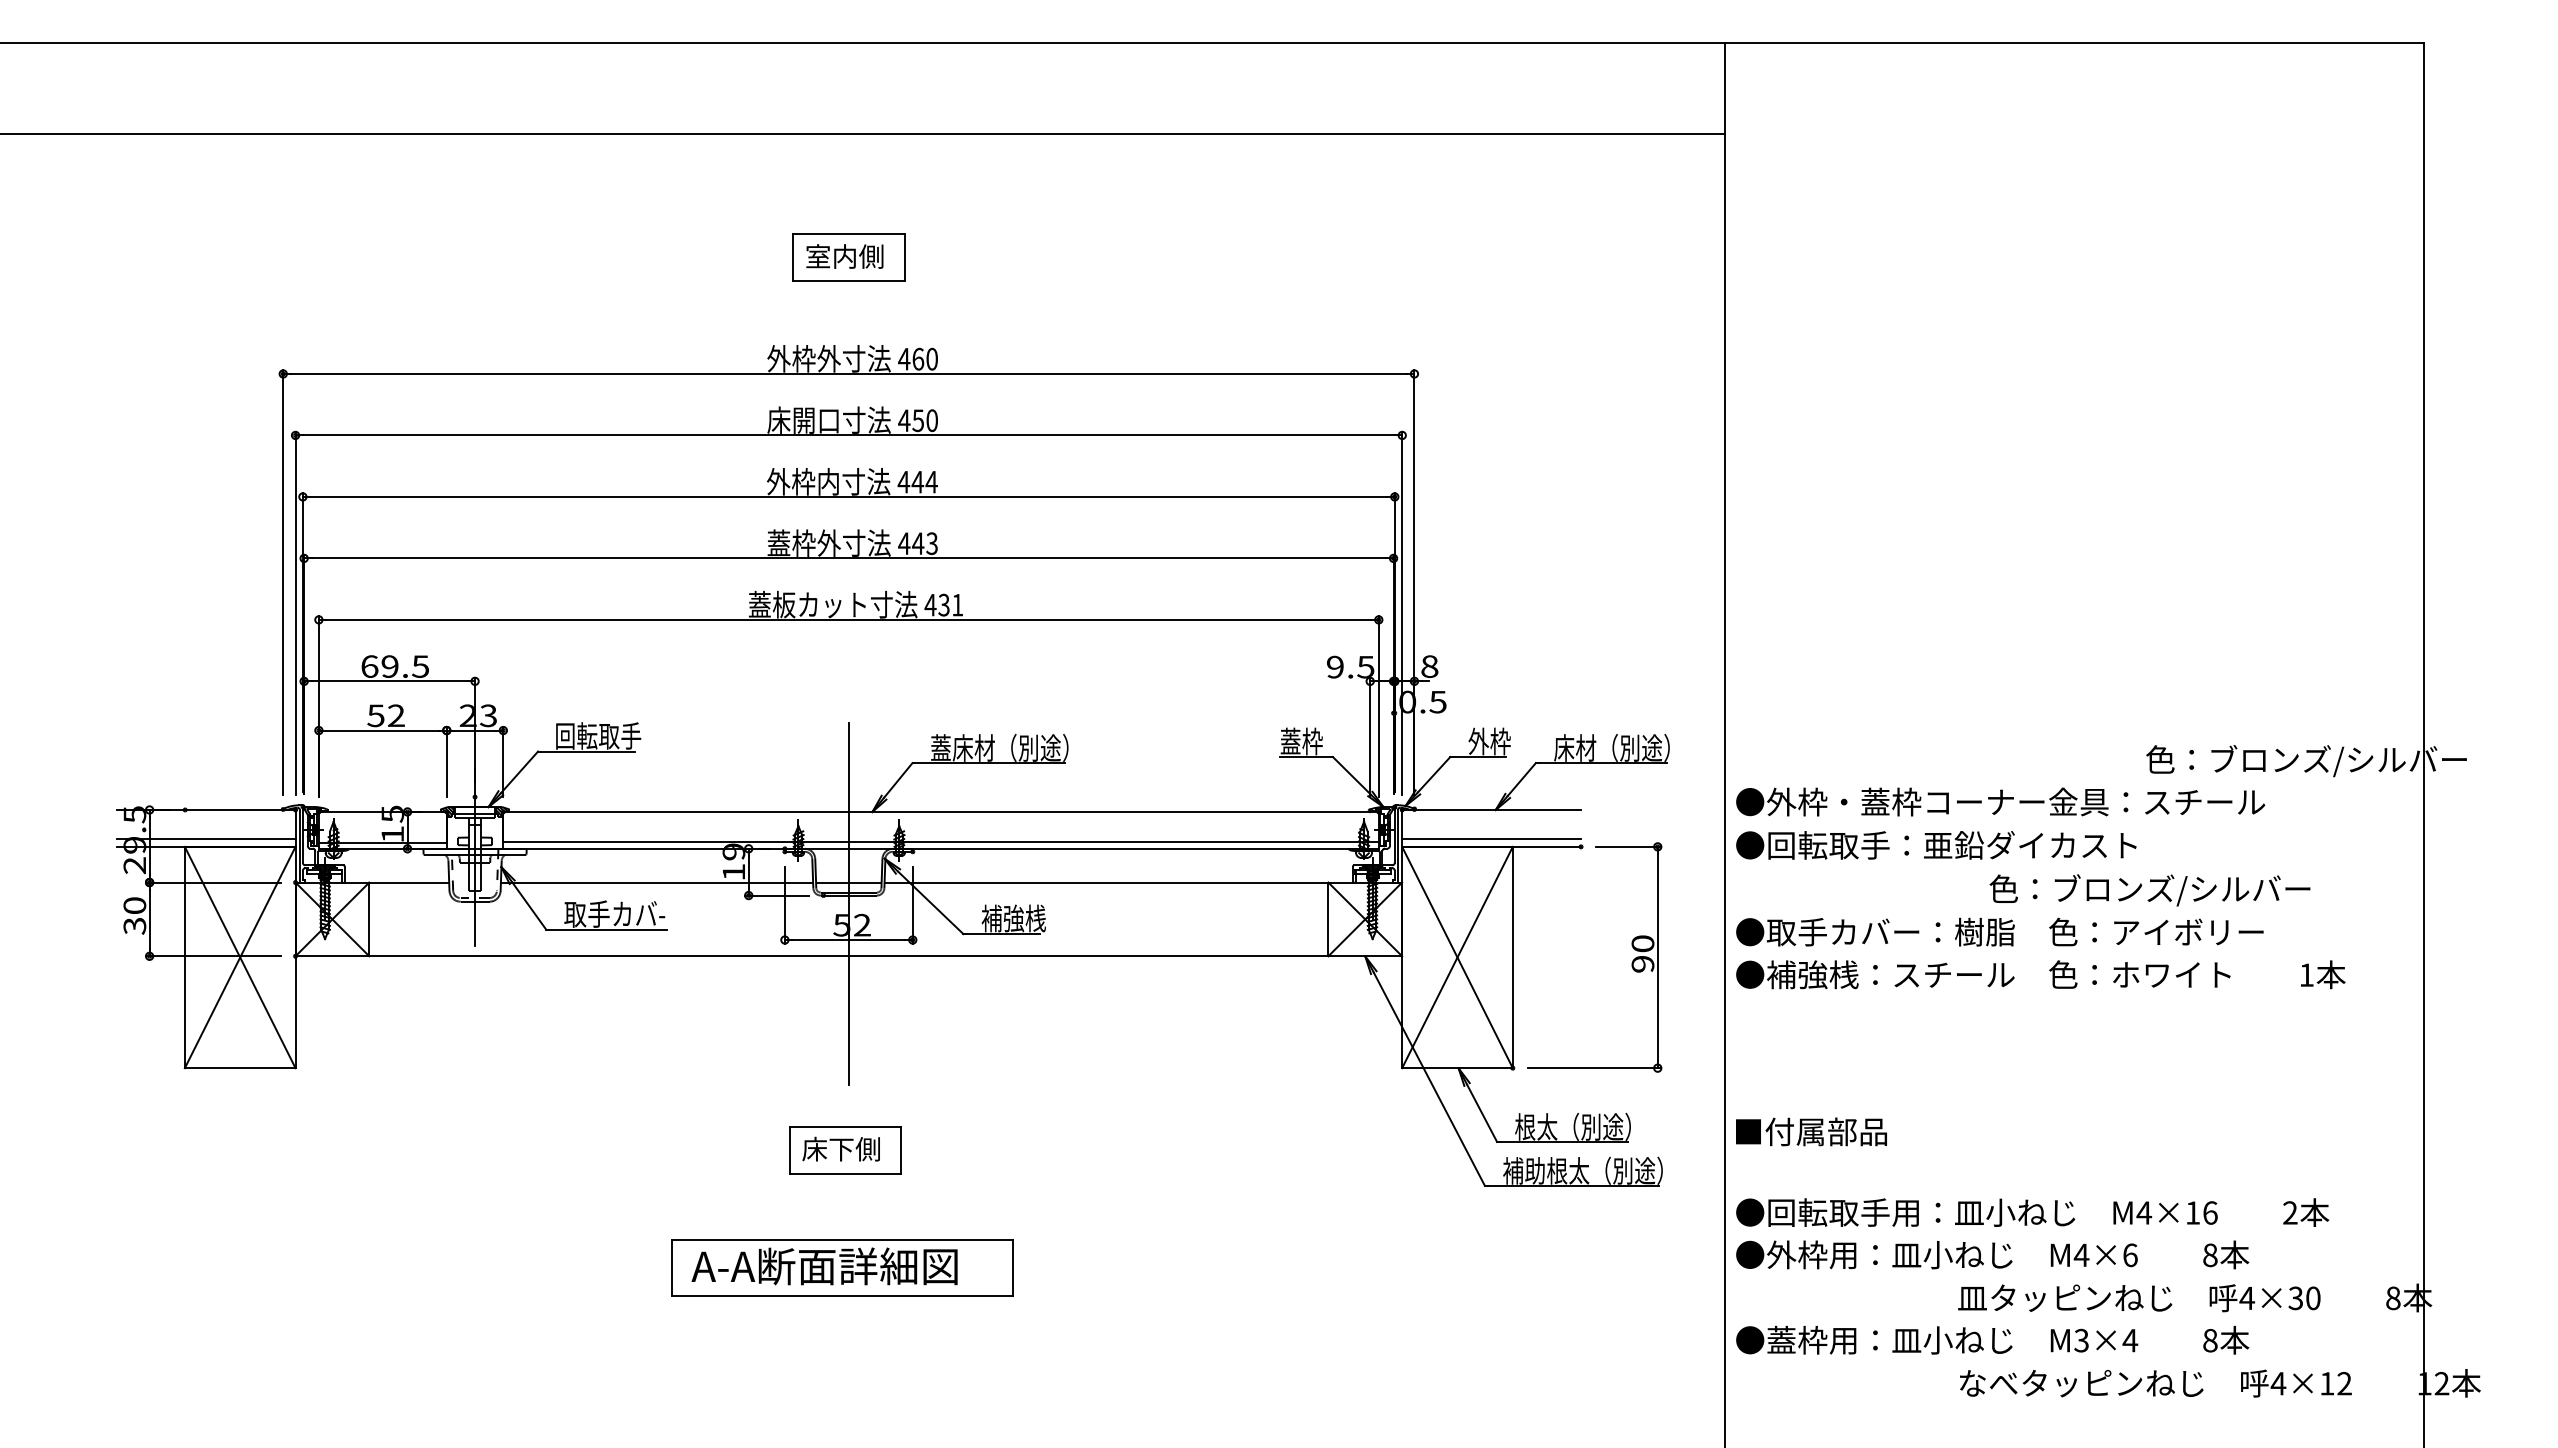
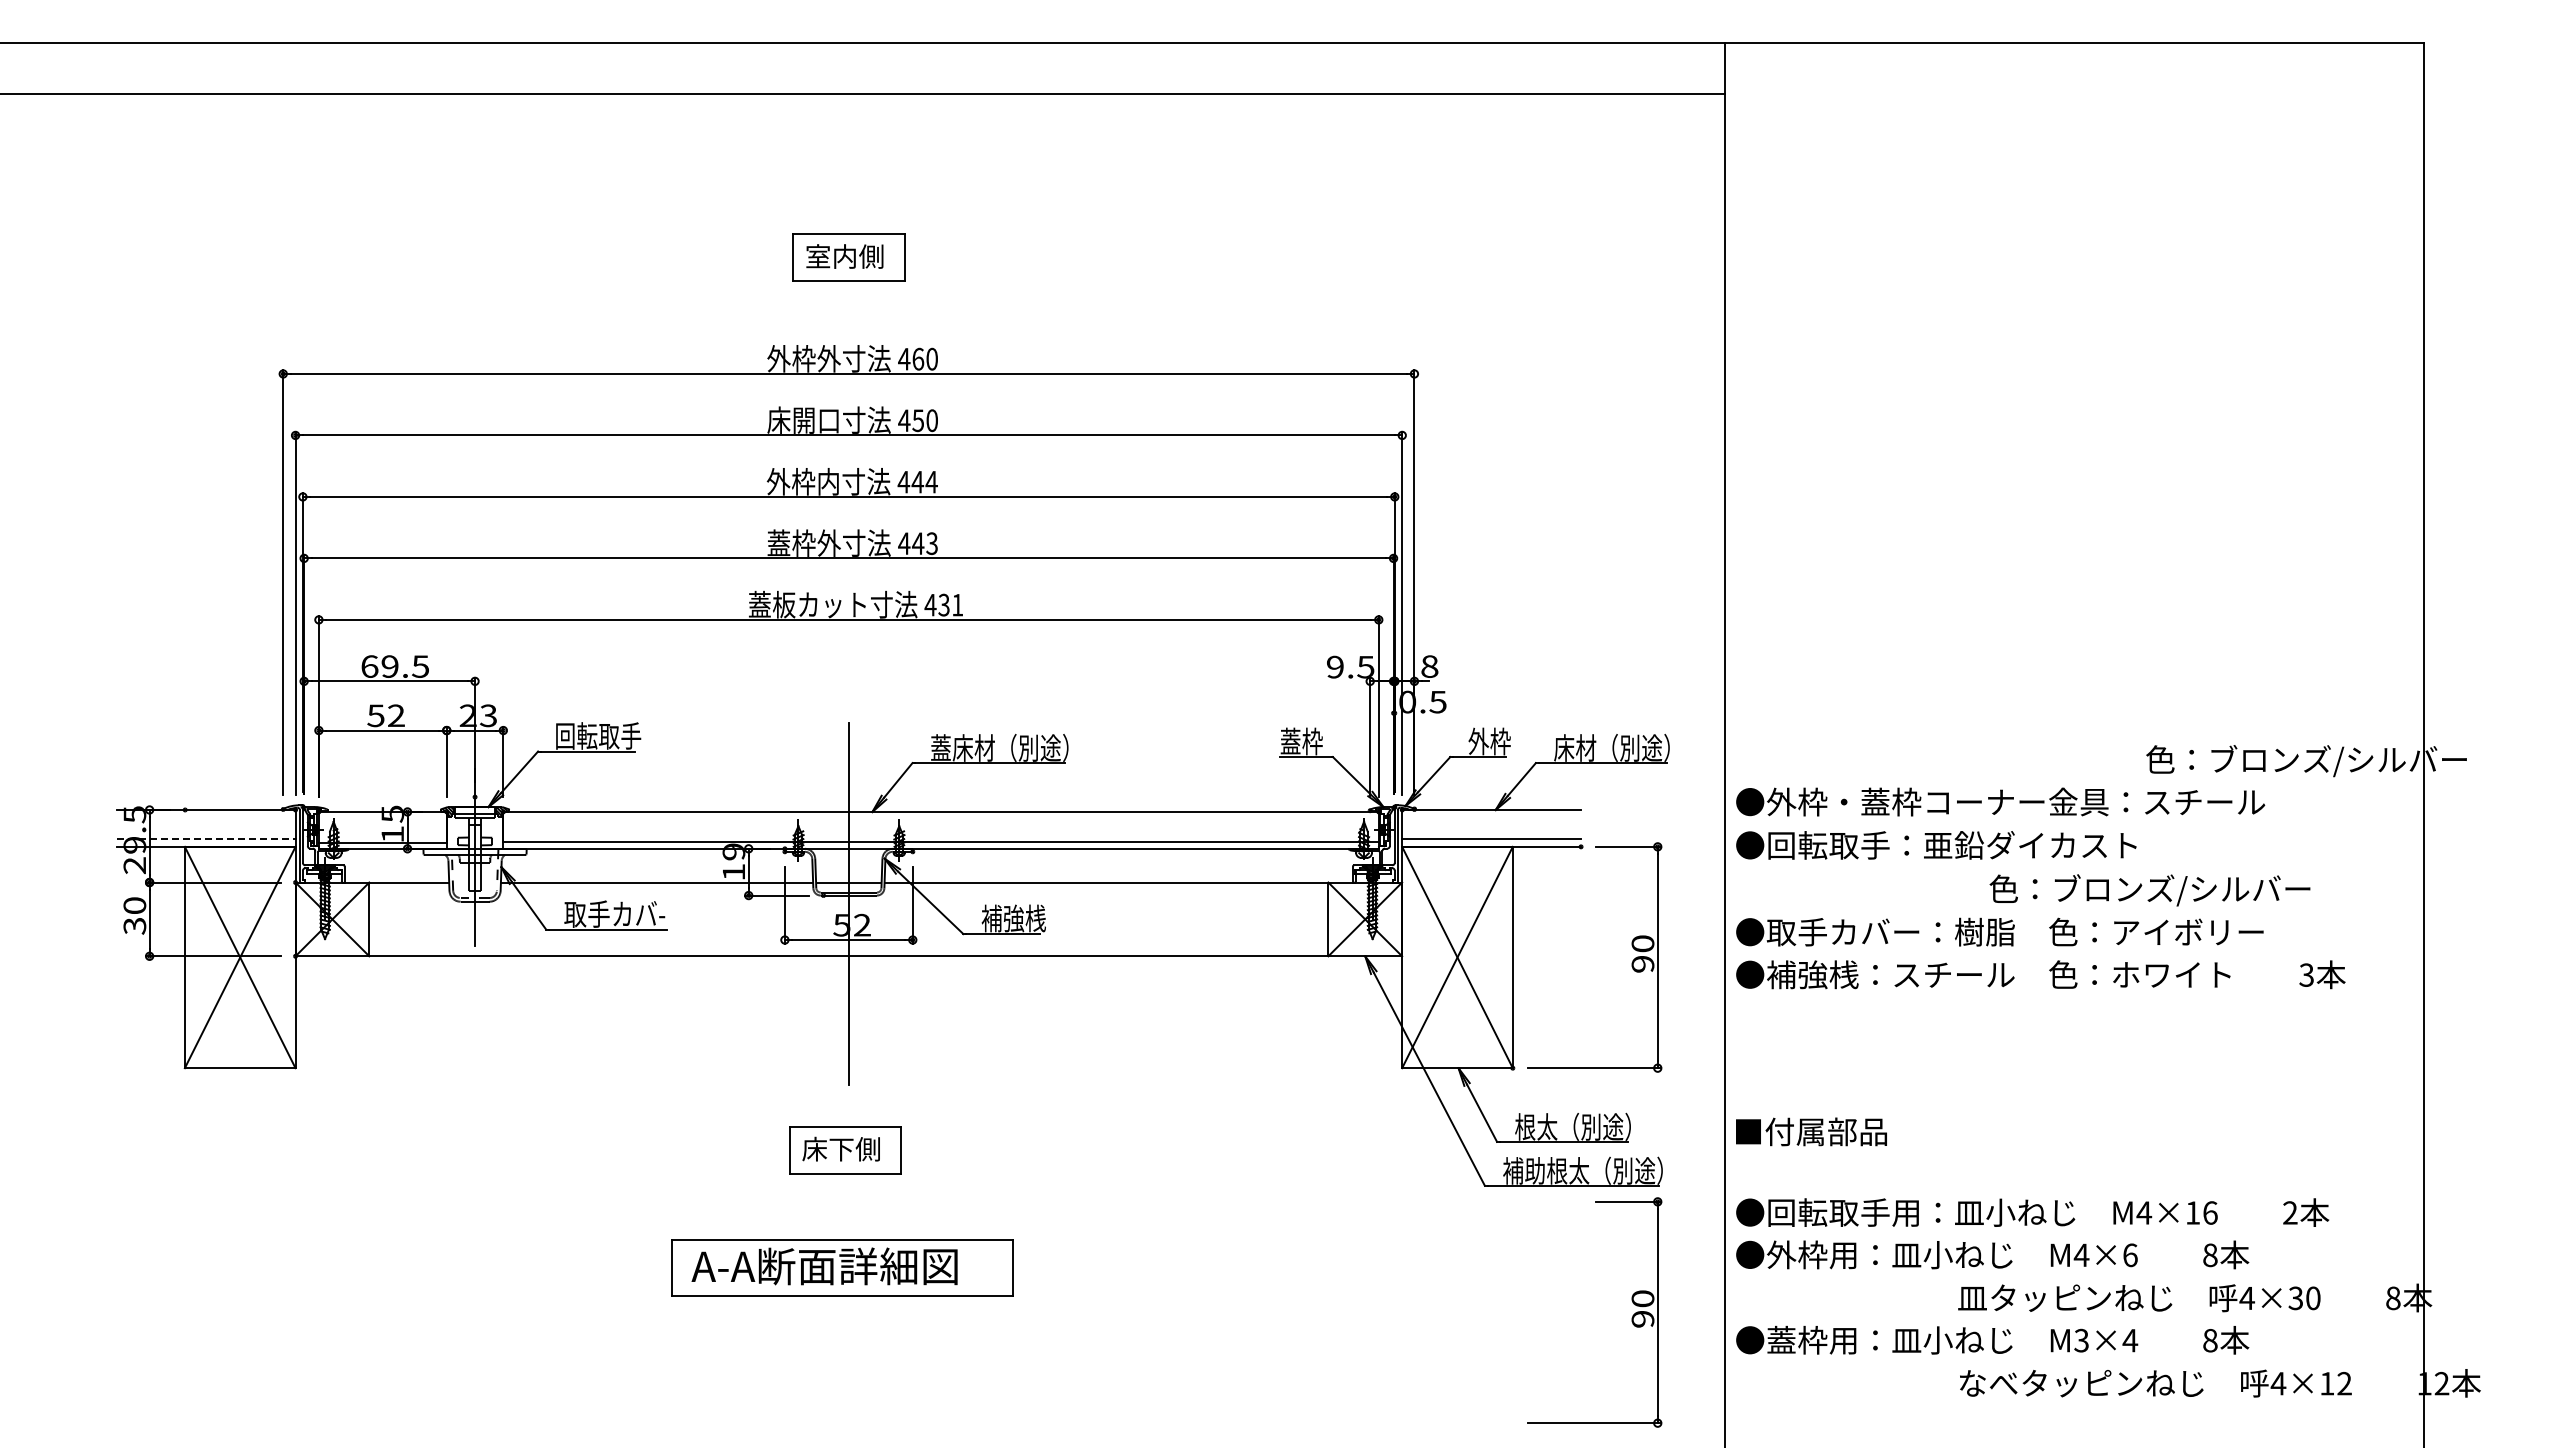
line position: (863, 134) -> (863, 94) (863, 94)
line: solid -> dashed (206, 839)
text: 1 -> 3 (2306, 974)
part: none -> present (1631, 1318)
